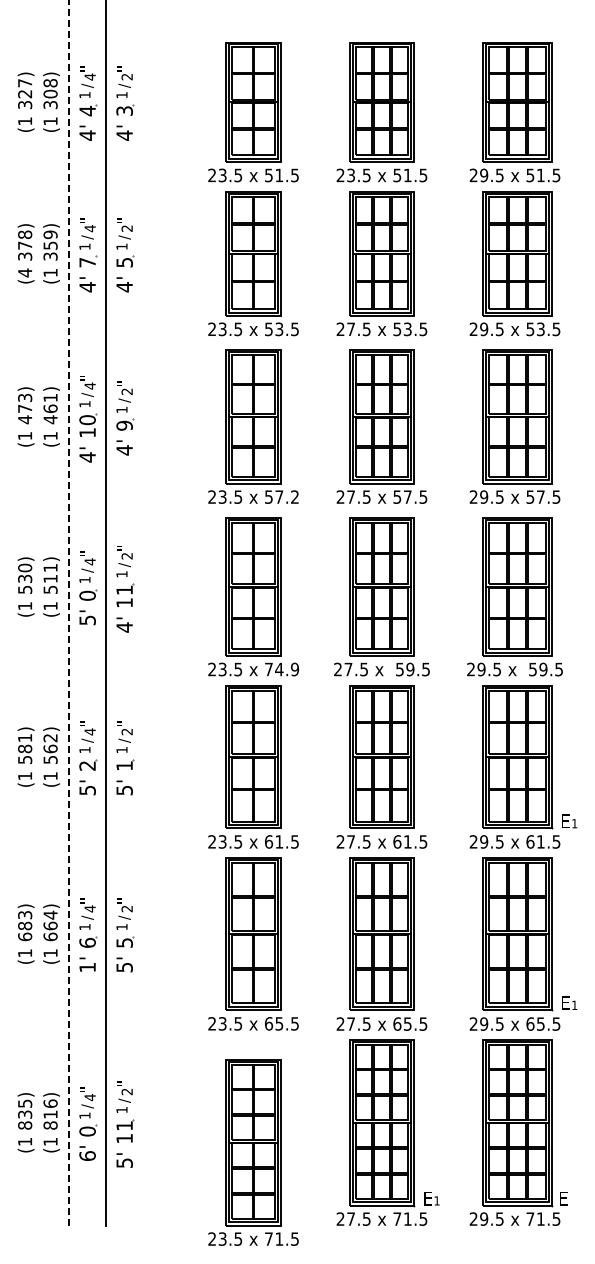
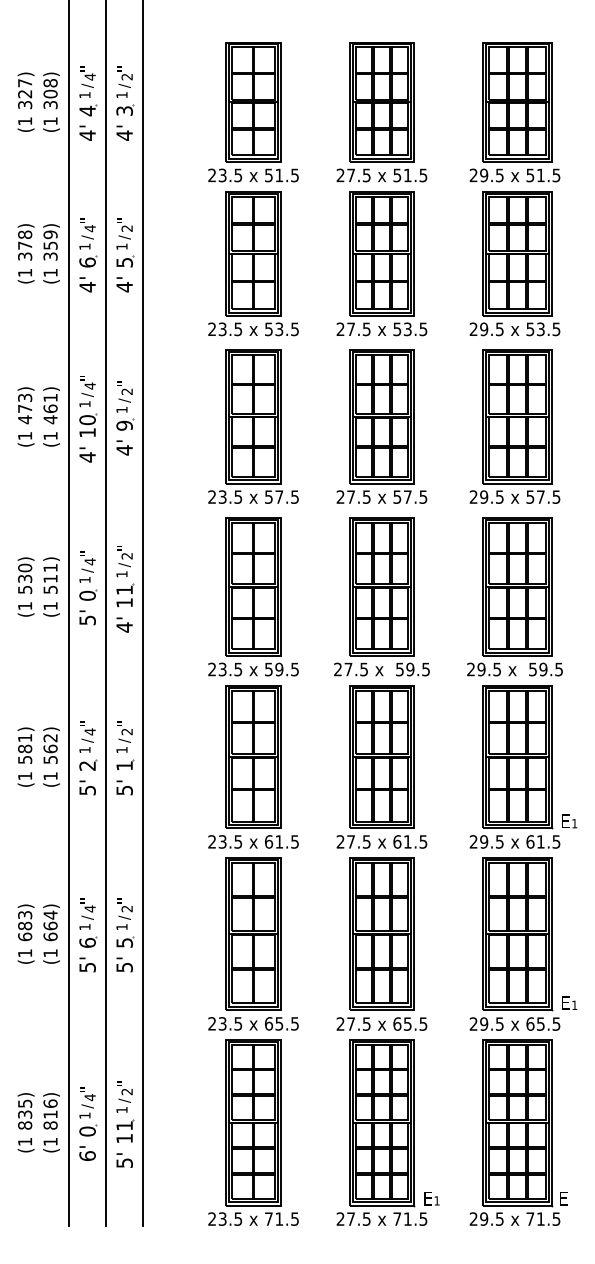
text: 23.5 -> 27.5 (350, 175)
text: 7 -> 6 (87, 262)
text: (4 -> (1 (25, 272)
text: 57.2 -> 57.5 (294, 496)
line: dashed -> solid (69, 613)
line: none -> present (143, 614)
text: 74.9 -> 59.5 (282, 669)
text: 1' -> 5' (87, 967)
part position: (253, 1152) -> (253, 1132) (253, 1132)
